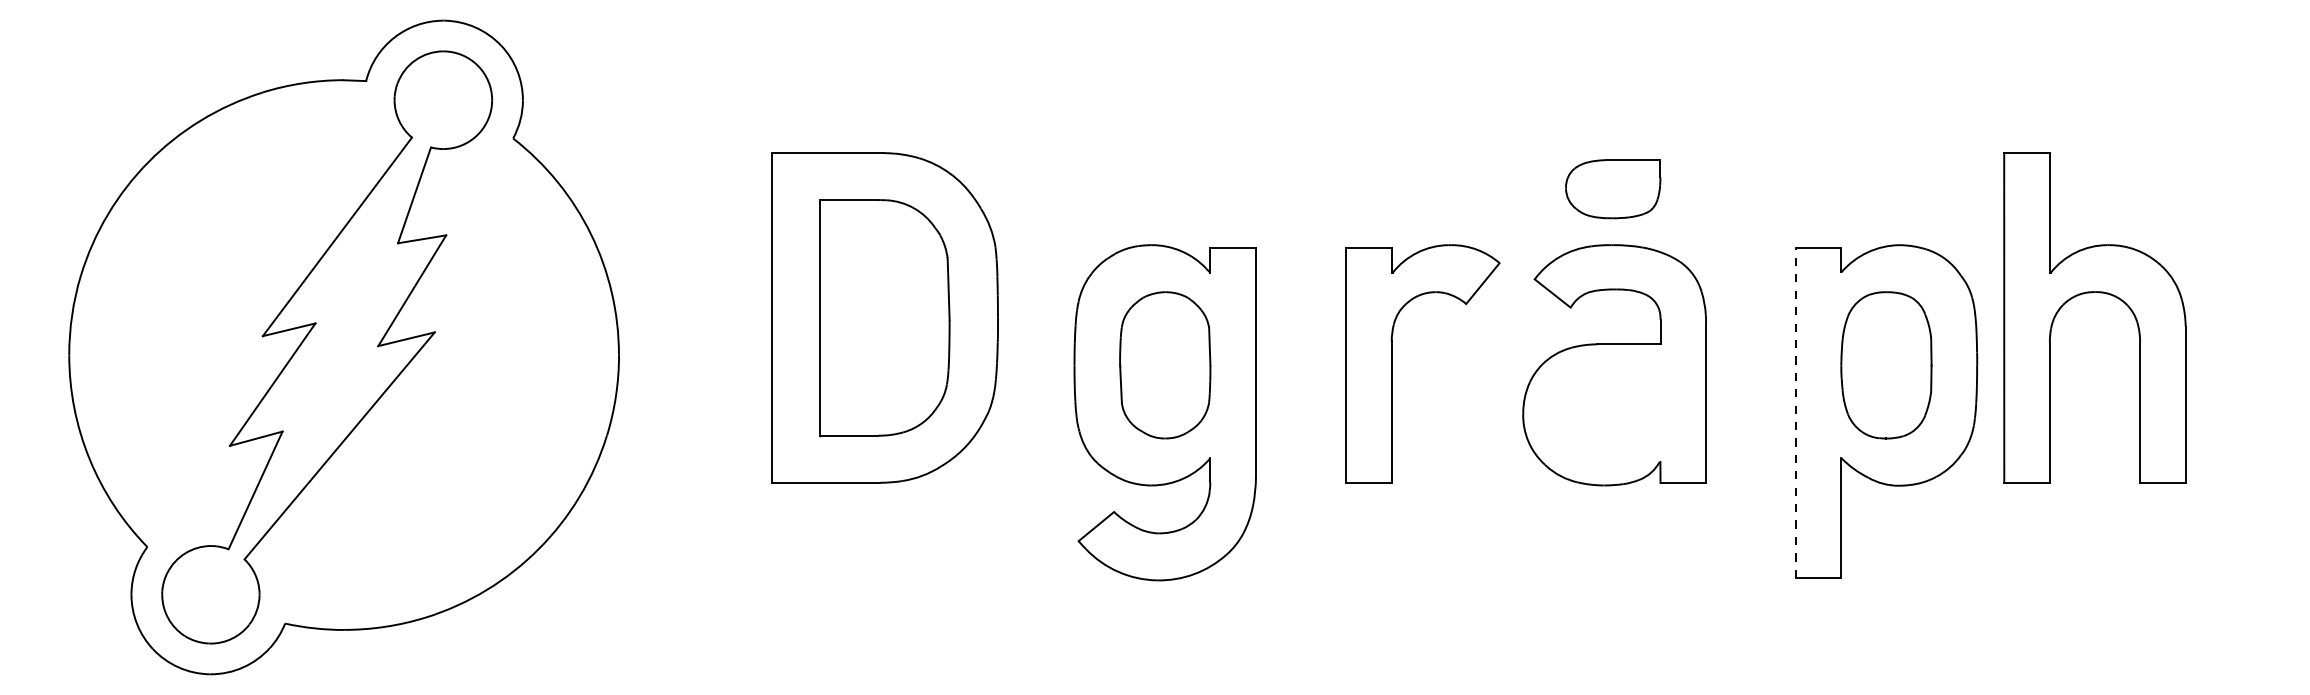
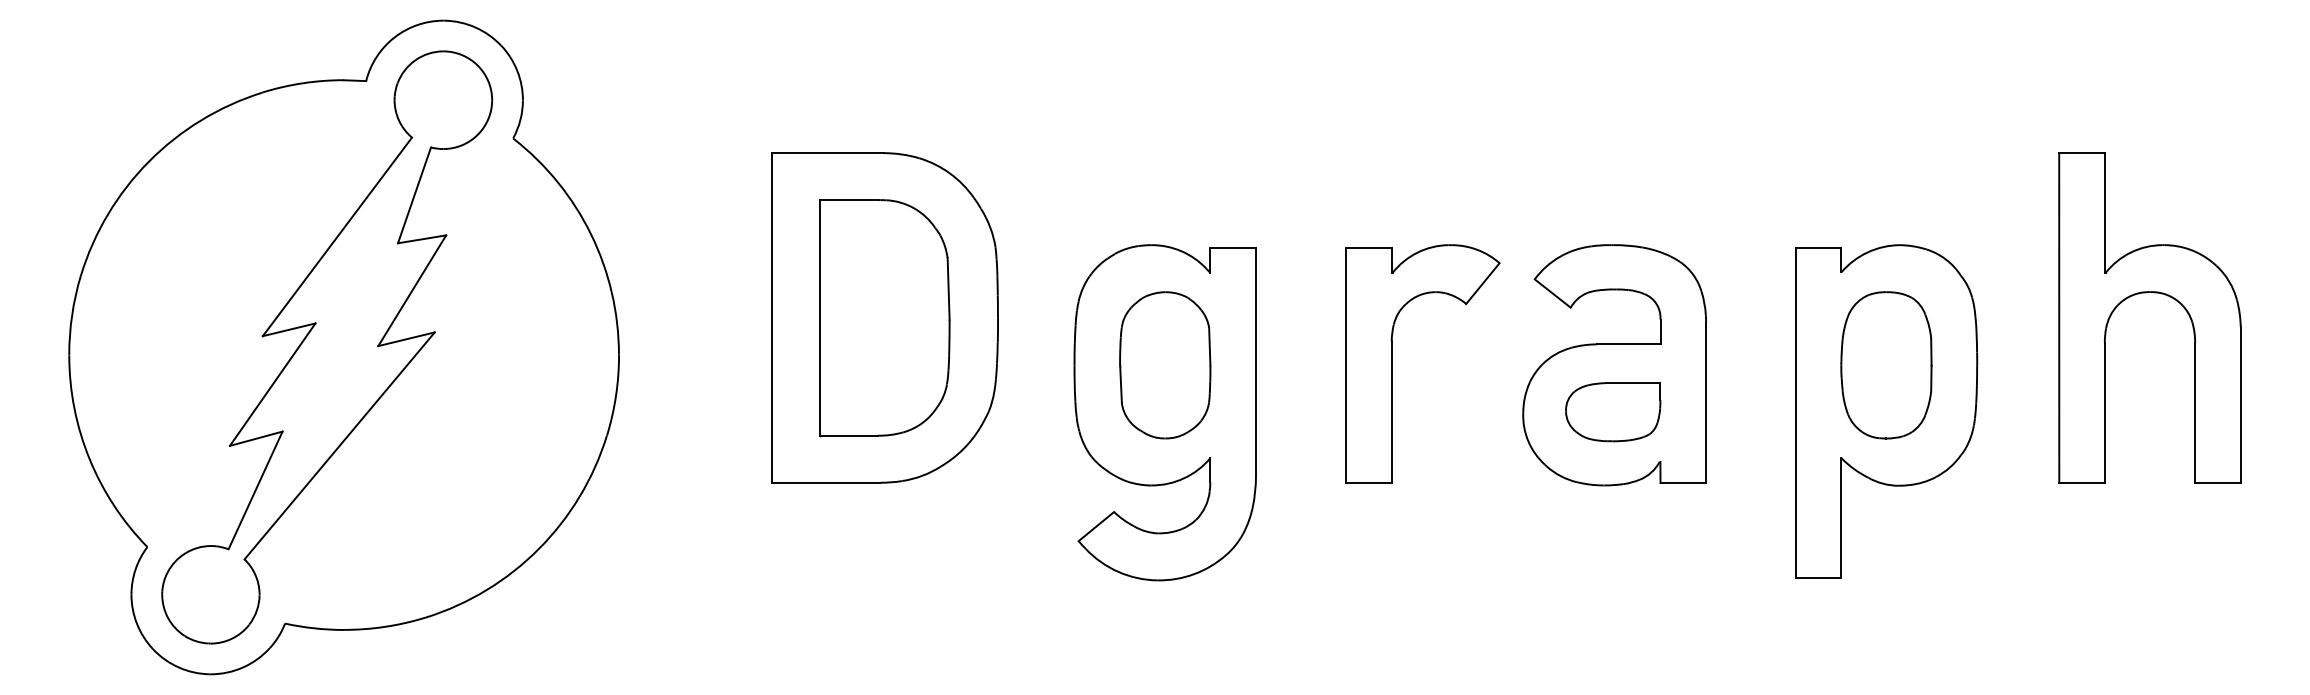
part position: (1613, 189) -> (1613, 412) (1613, 412)
part position: (2091, 293) -> (2146, 293) (2146, 293)
line: dashed -> solid (1795, 413)
